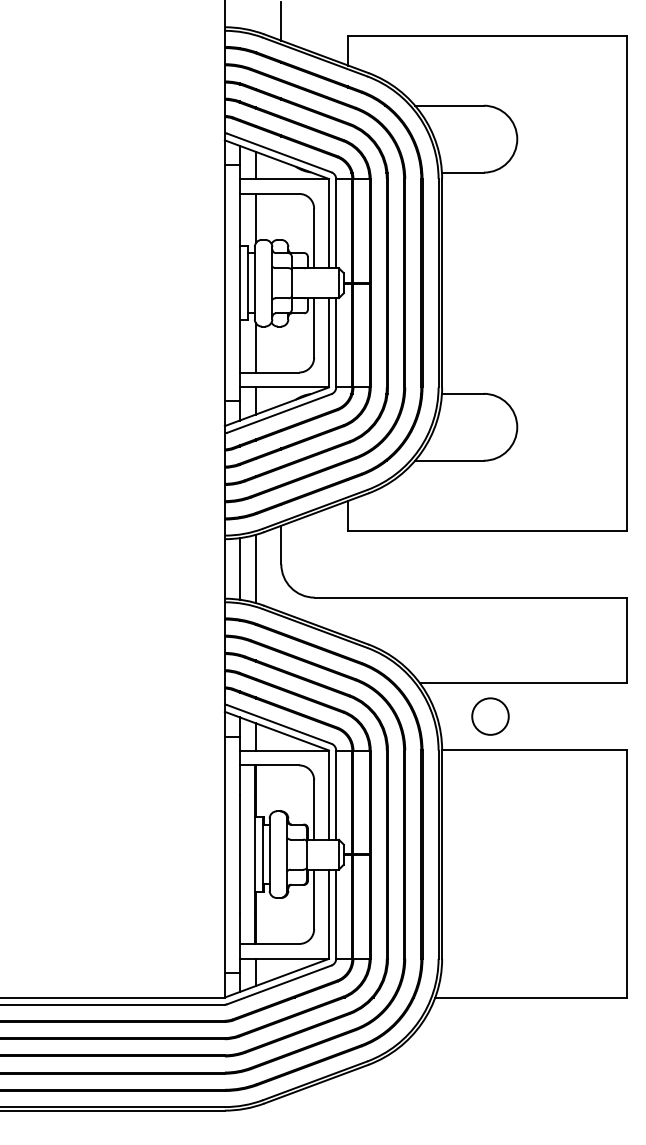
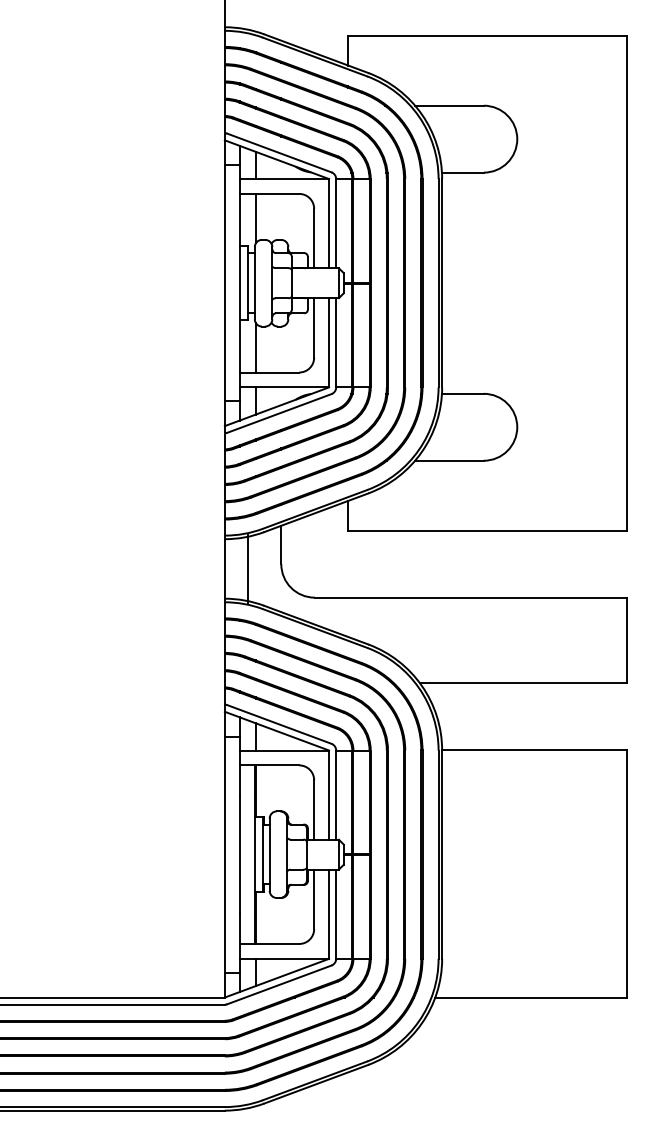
line: present -> none (281, 21)
line: present -> none (239, 568)
line position: (255, 568) -> (247, 568) (247, 568)
circle: present -> none (490, 716)
